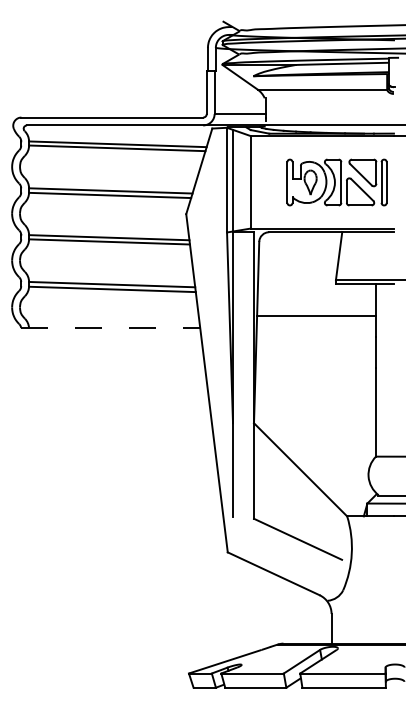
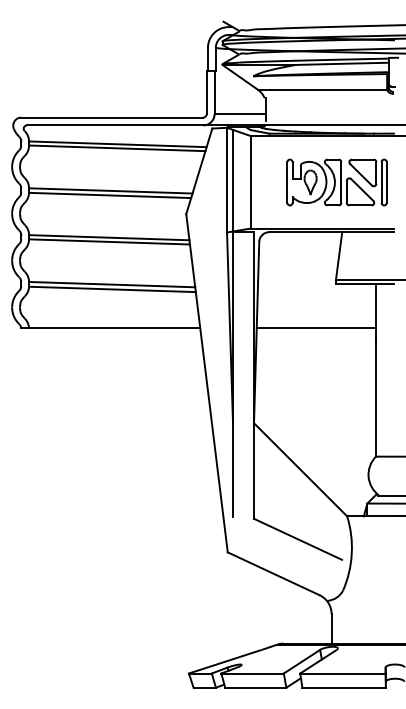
line position: (316, 316) -> (316, 328) (316, 328)
line: dashed -> solid (110, 328)
